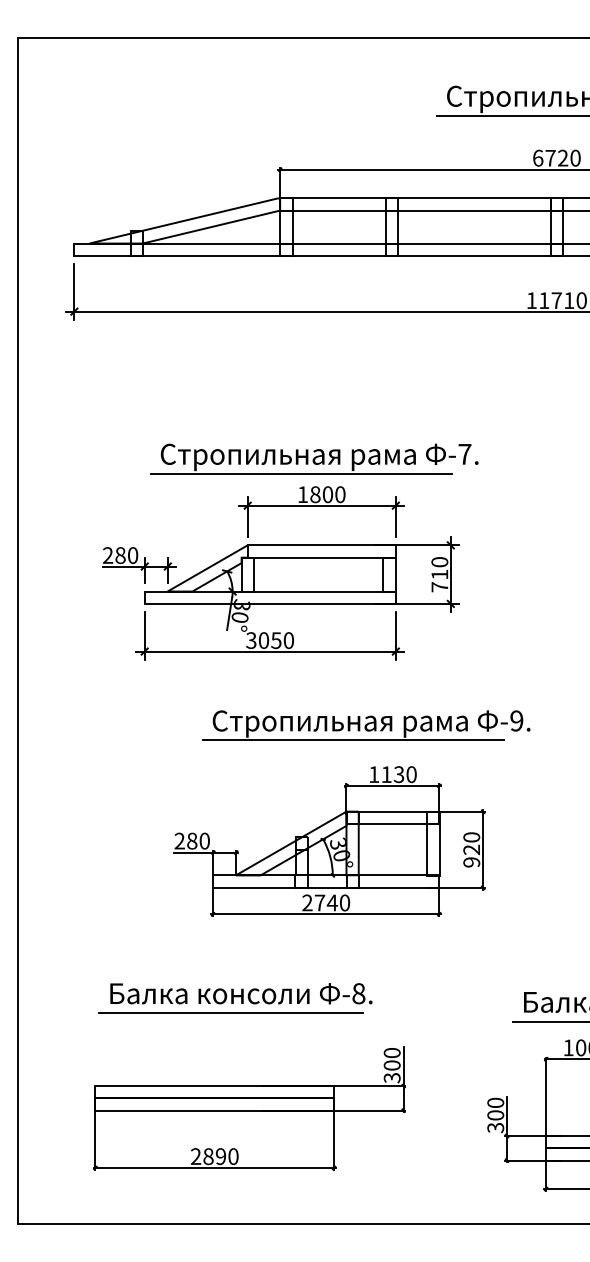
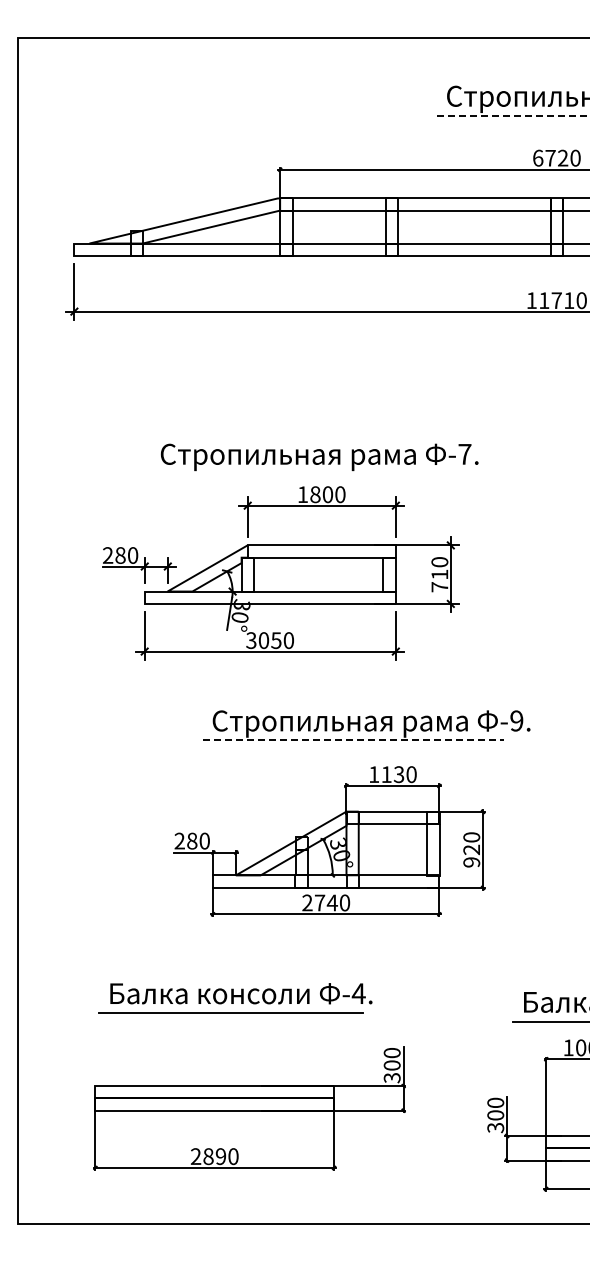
line: solid -> dashed (513, 115)
line: present -> none (301, 473)
line: solid -> dashed (353, 740)
text: -8. -> -4. (358, 993)
